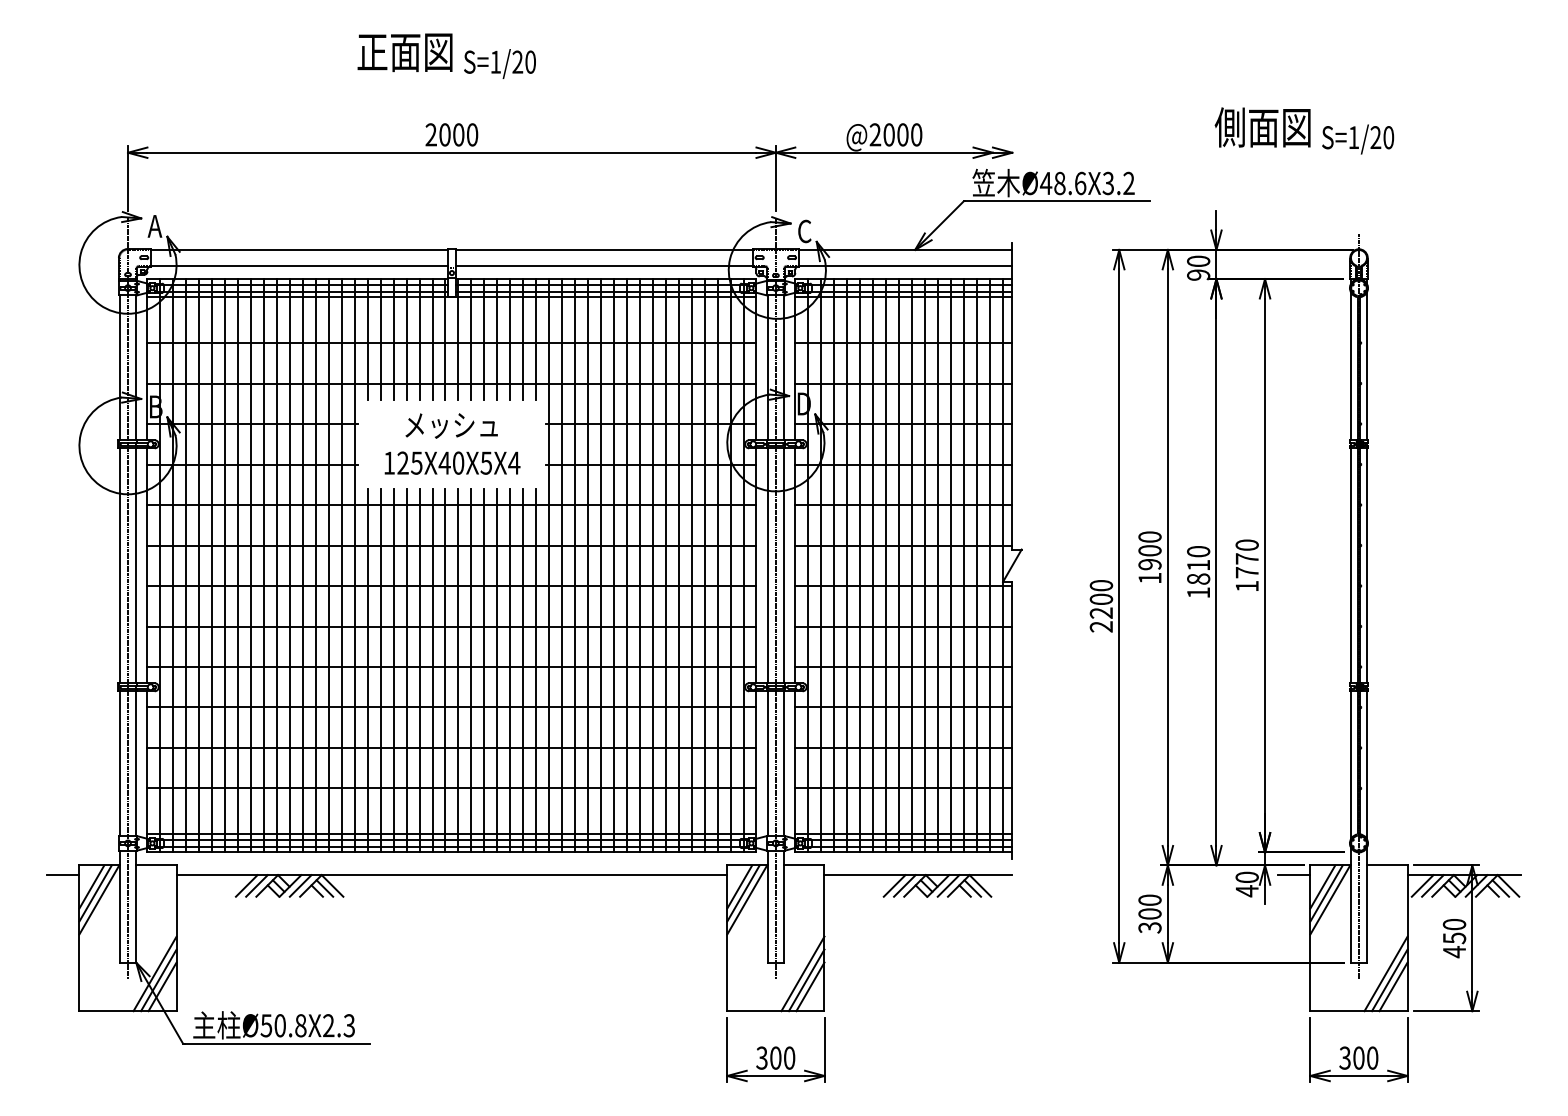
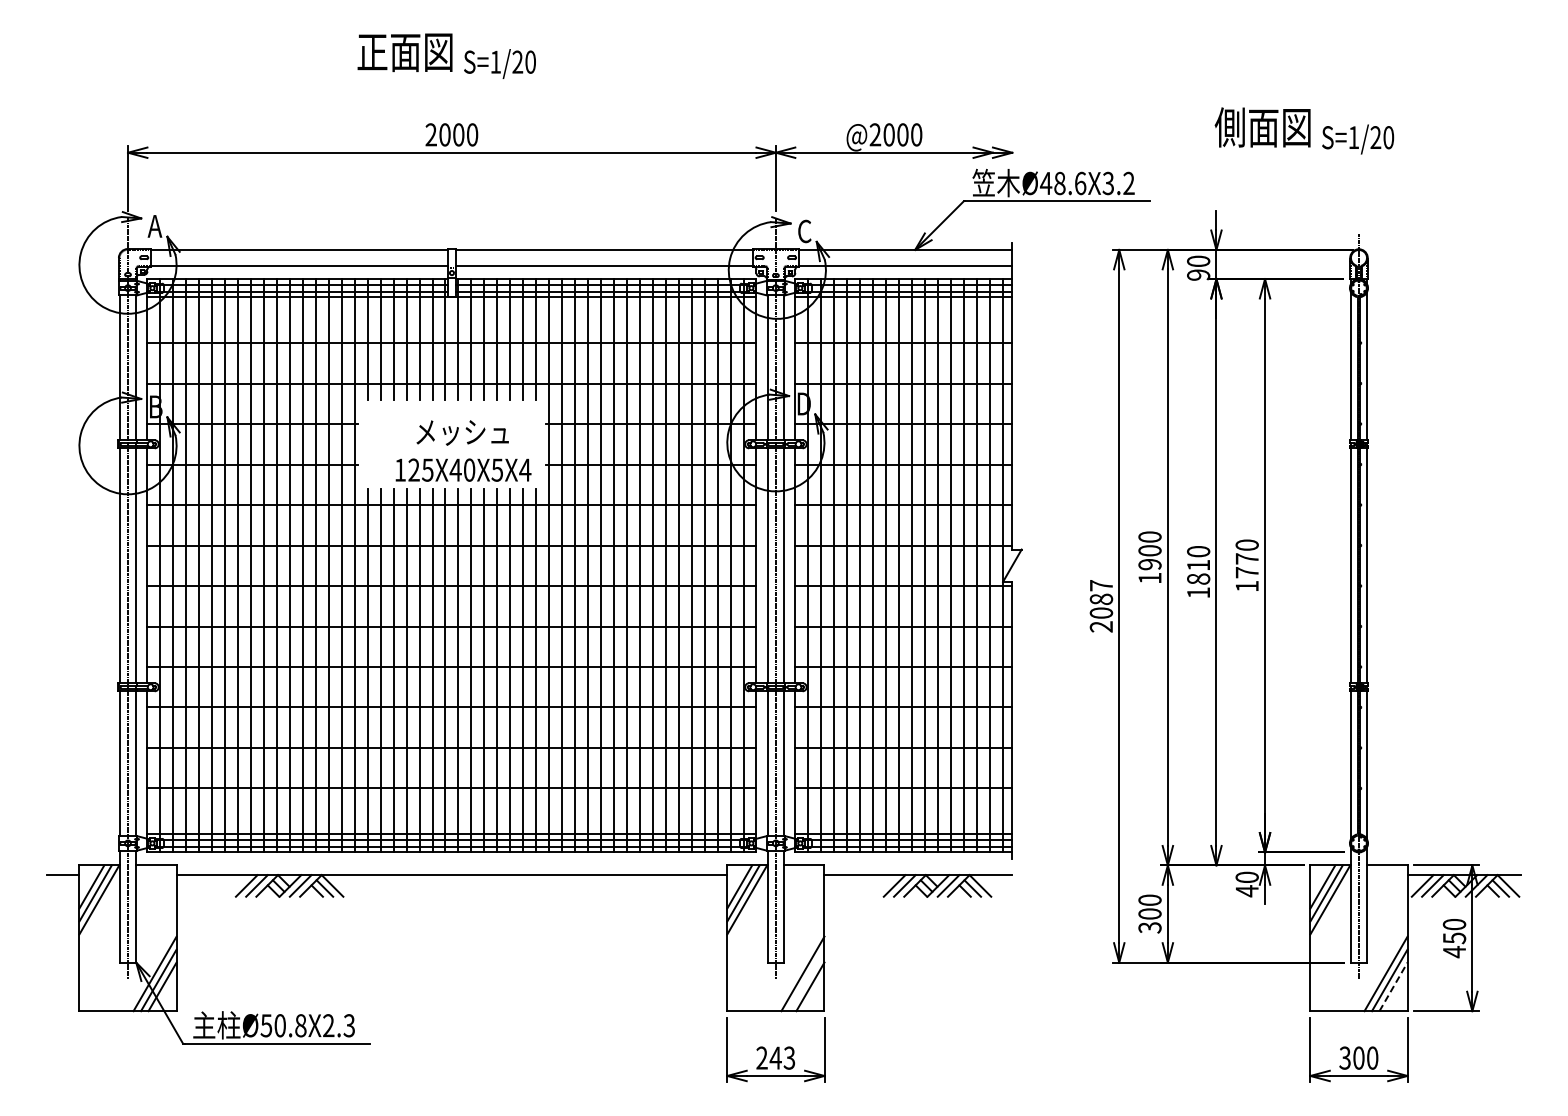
text position: (452, 443) -> (463, 450) (463, 450)
text: 2200 -> 2087 (1101, 599)
line: present -> none (1294, 875)
line: present -> none (806, 980)
line: solid -> dashed (1393, 986)
text: 300 -> 243 (775, 1057)
